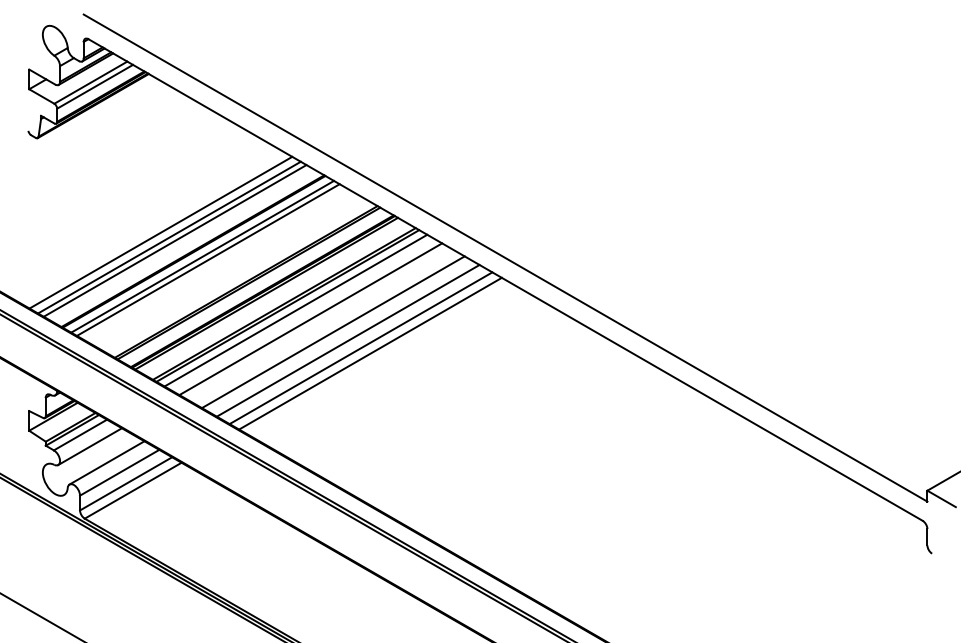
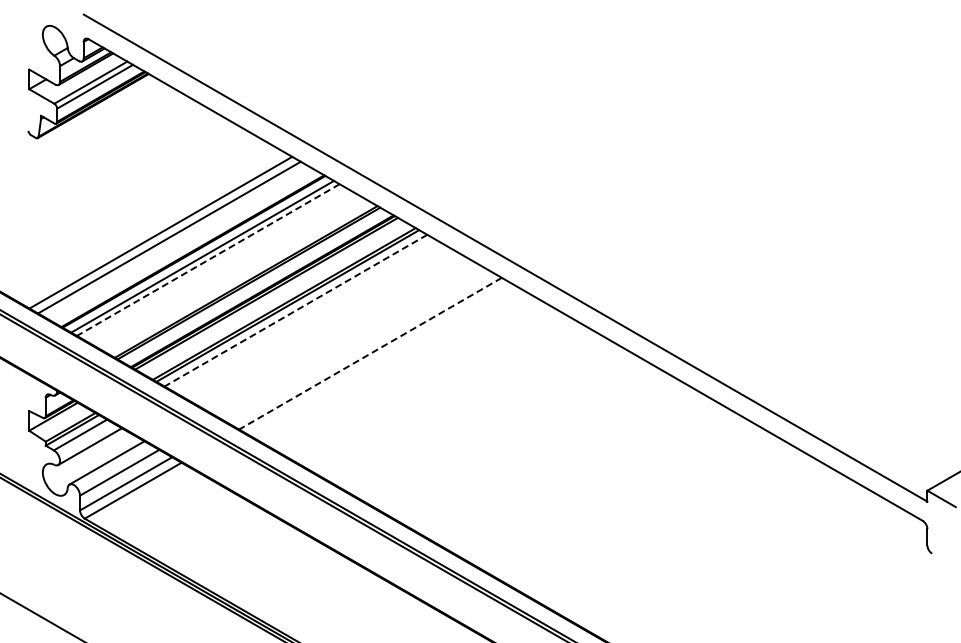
line: present -> none (174, 240)
line: solid -> dashed (208, 260)
line: solid -> dashed (295, 310)
line: present -> none (310, 319)
line: present -> none (332, 332)
line: present -> none (347, 340)
line: present -> none (360, 348)
line: solid -> dashed (370, 353)
